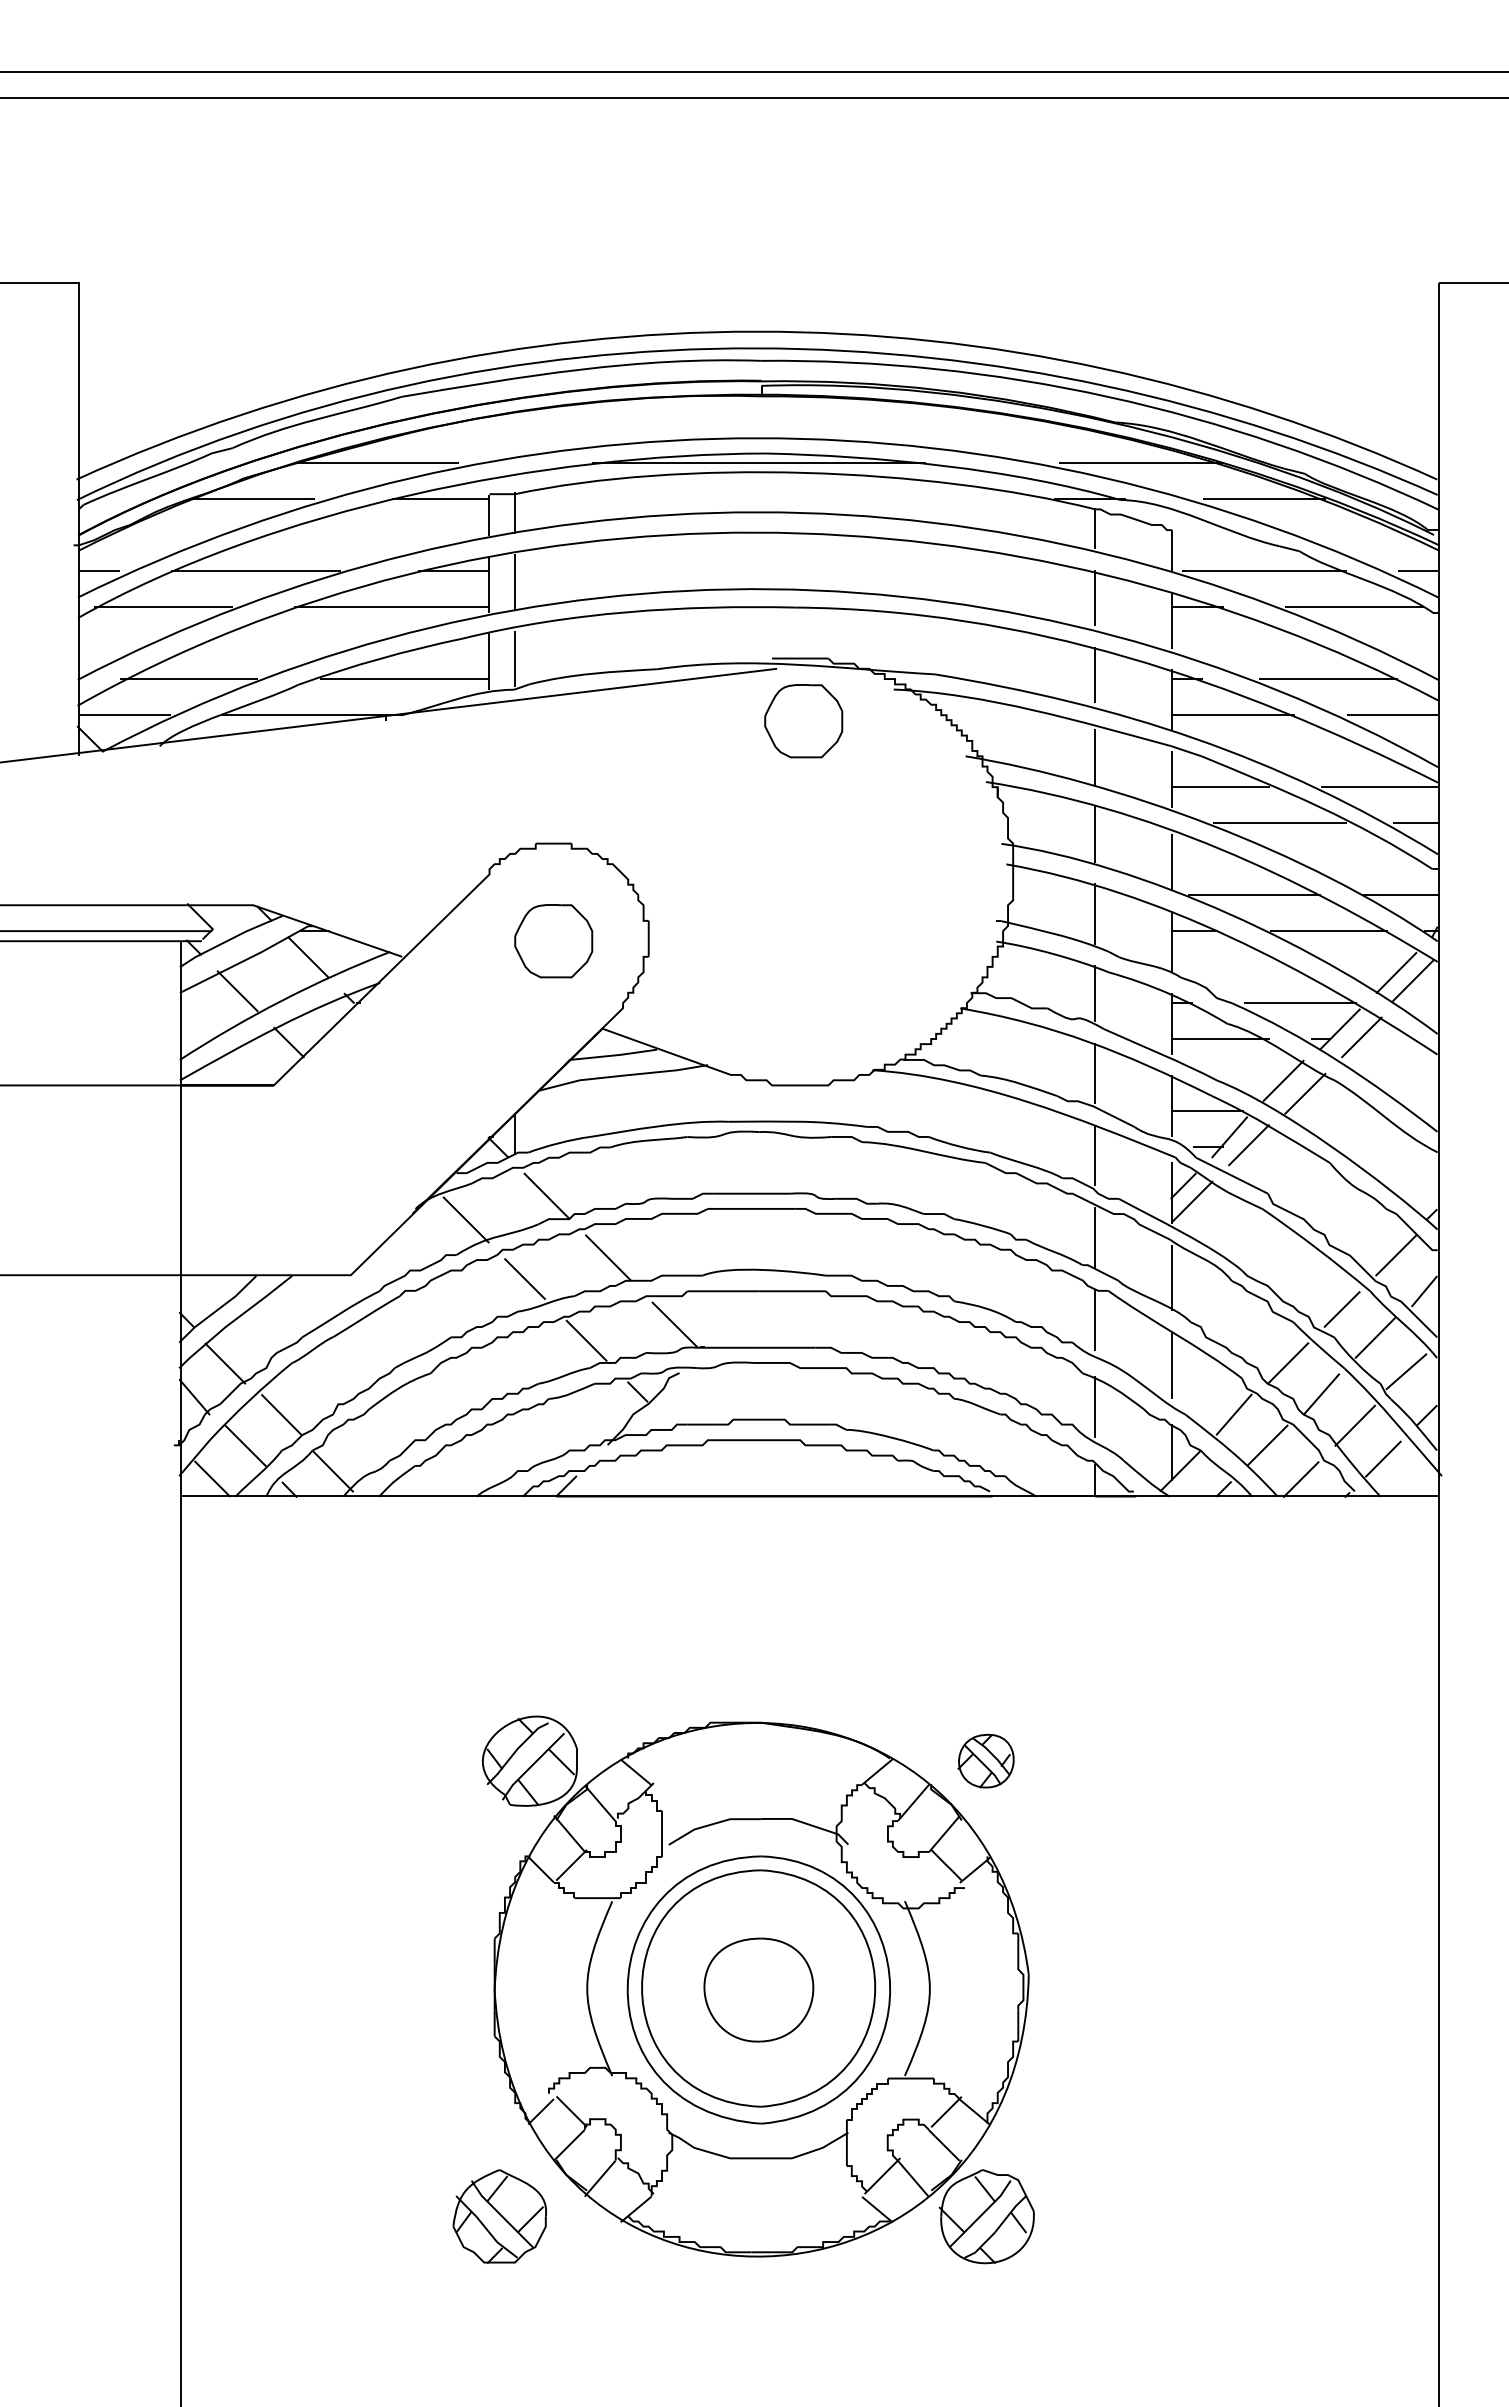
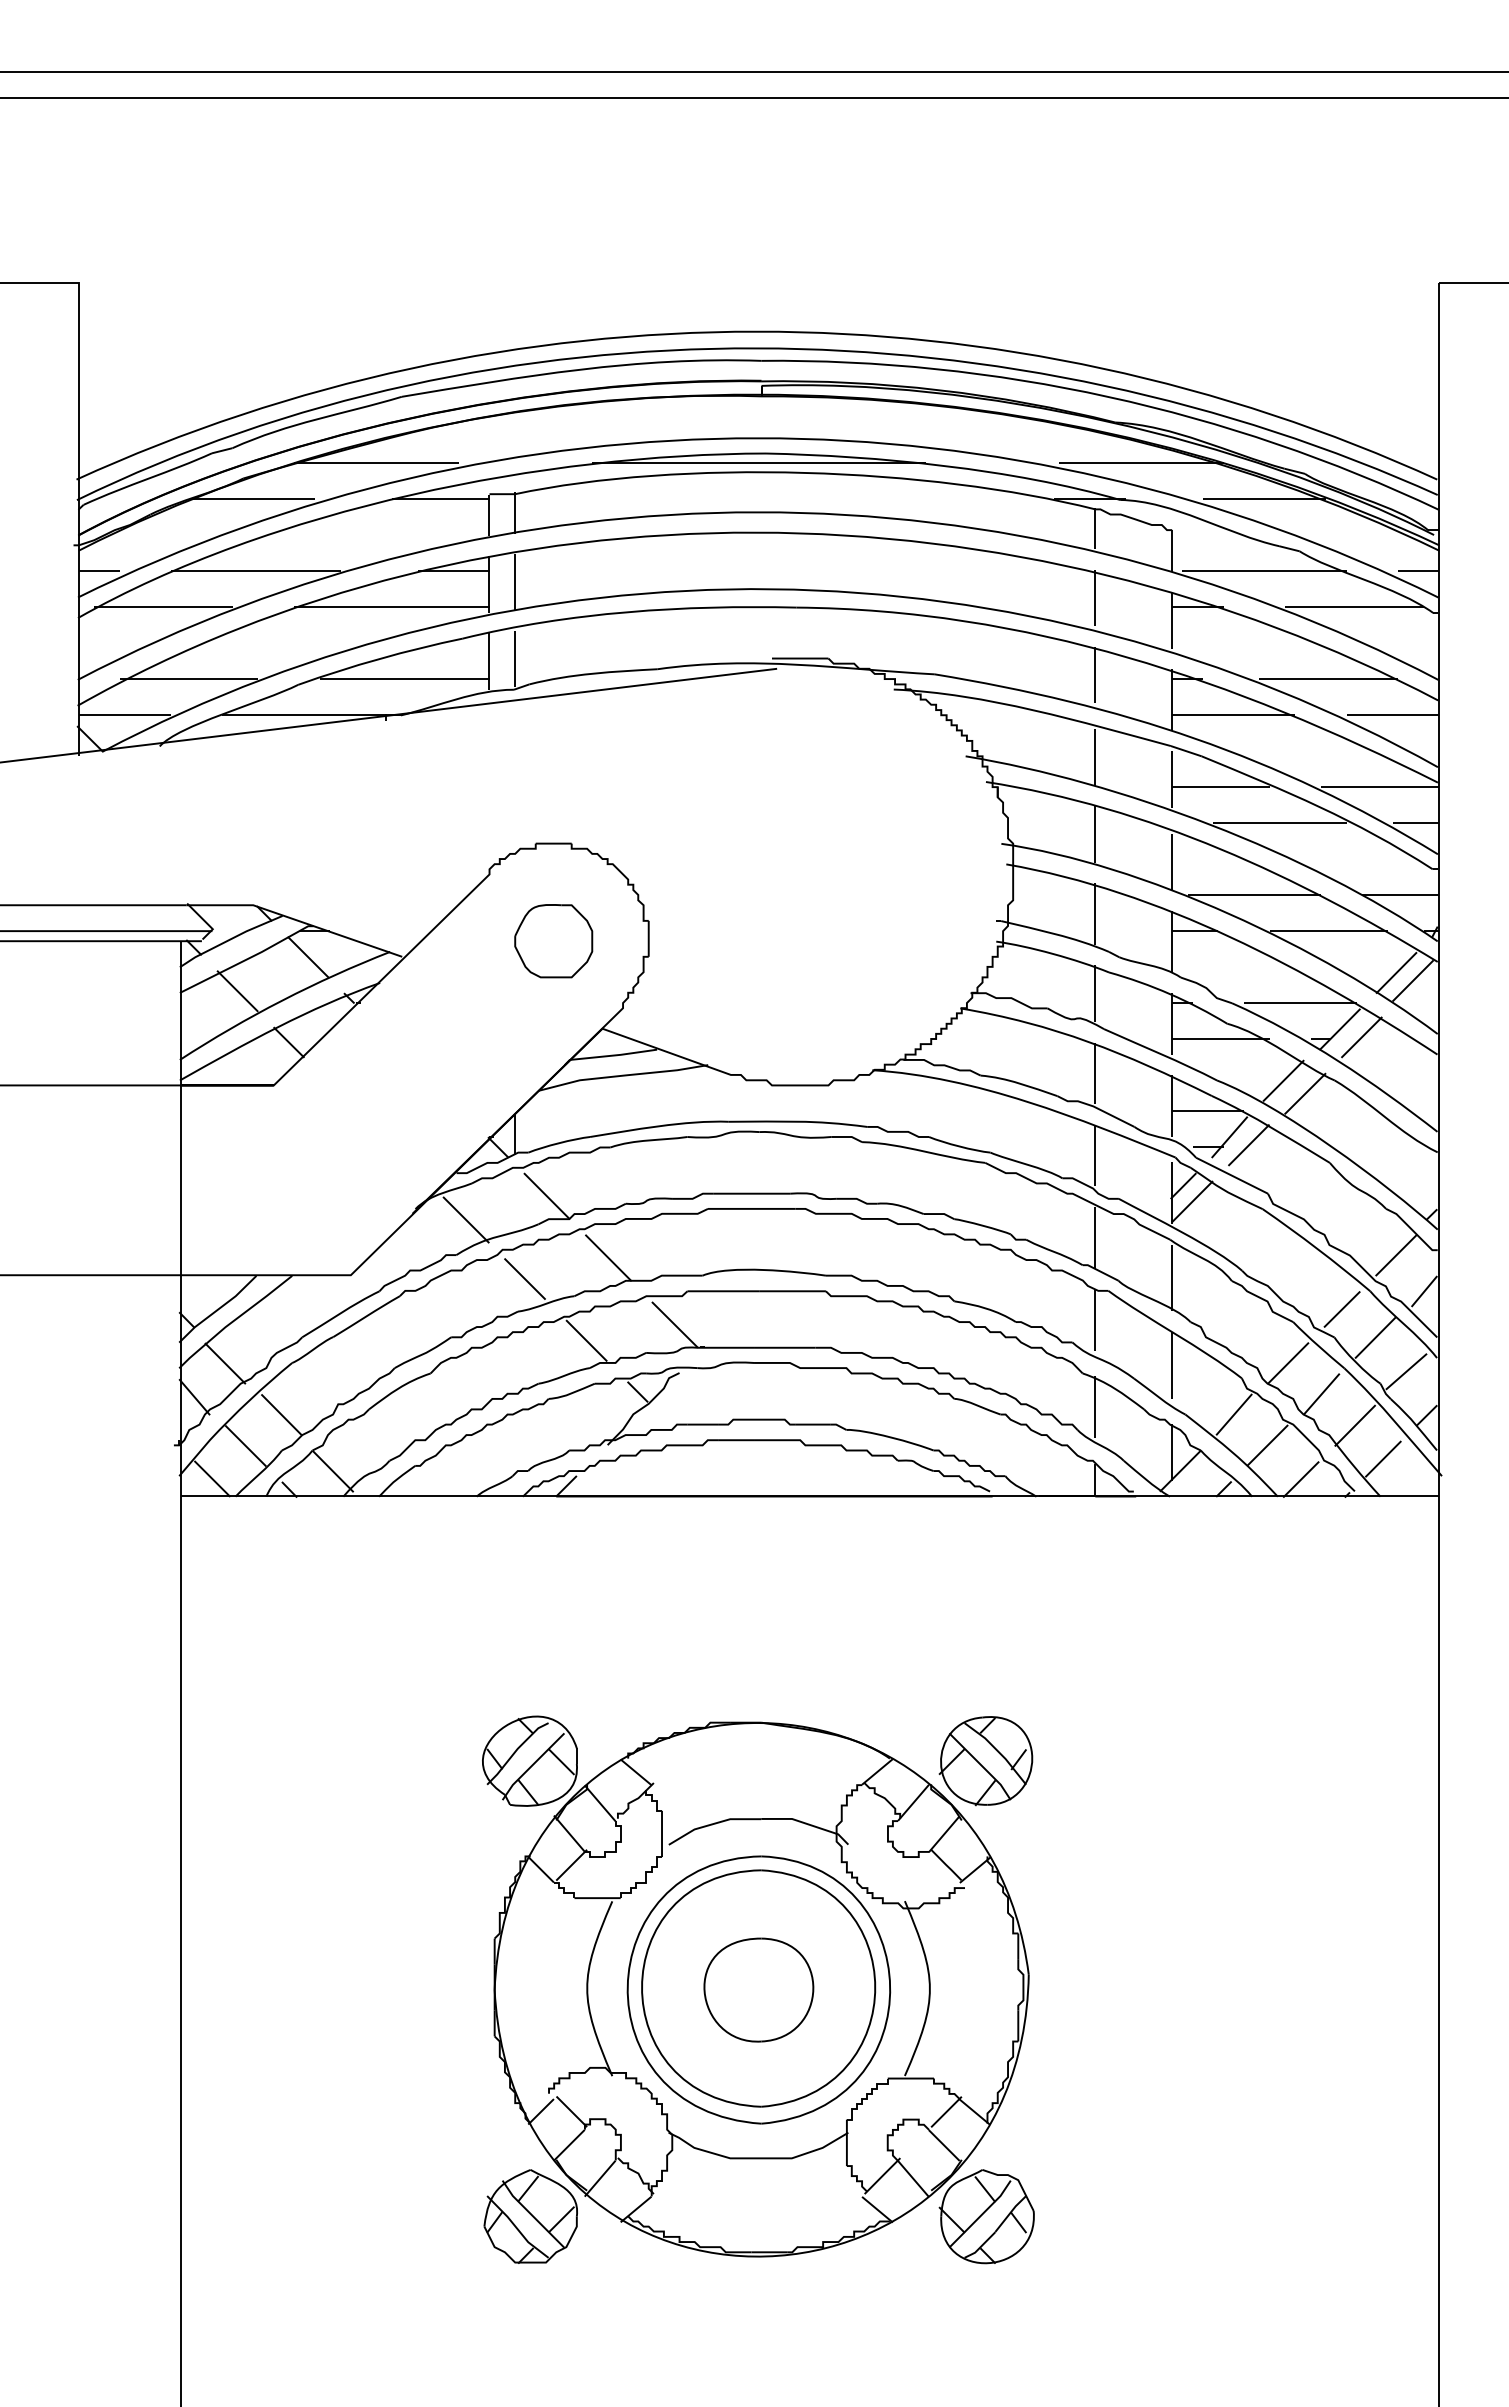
part: present -> none (803, 721)
part size: 58x56 px -> 96x91 px (985, 1761)
part position: (499, 2216) -> (530, 2216) (530, 2216)
